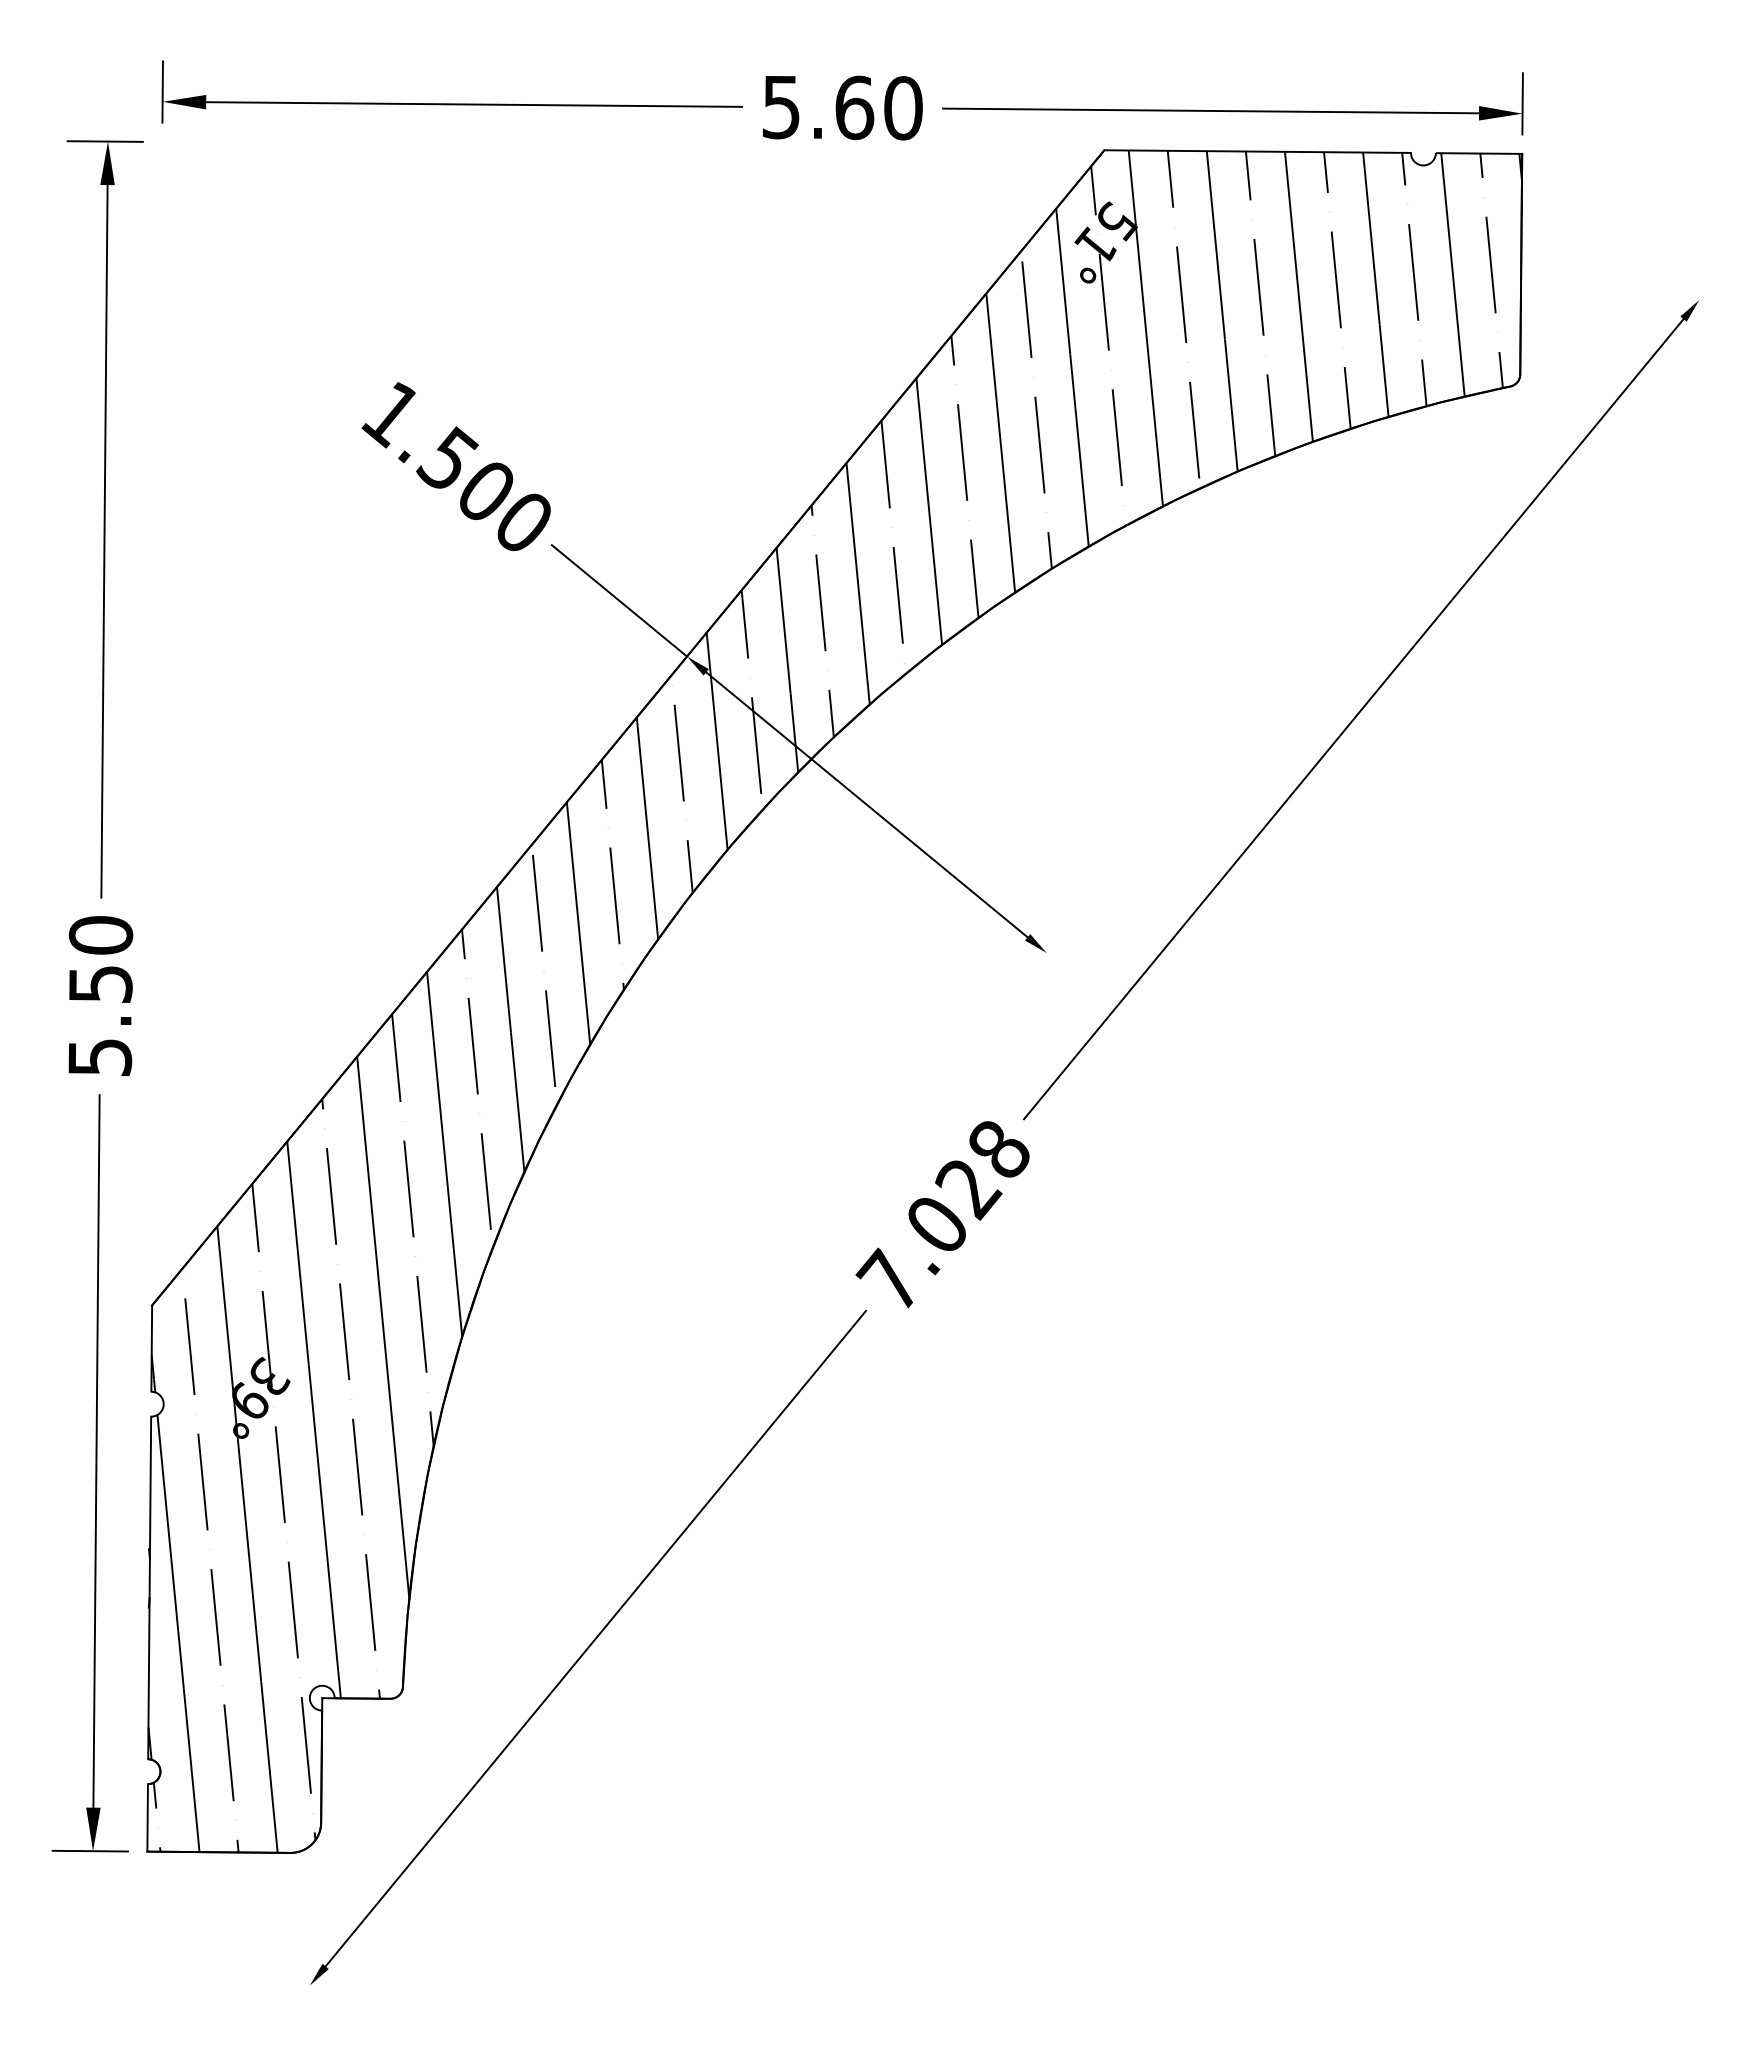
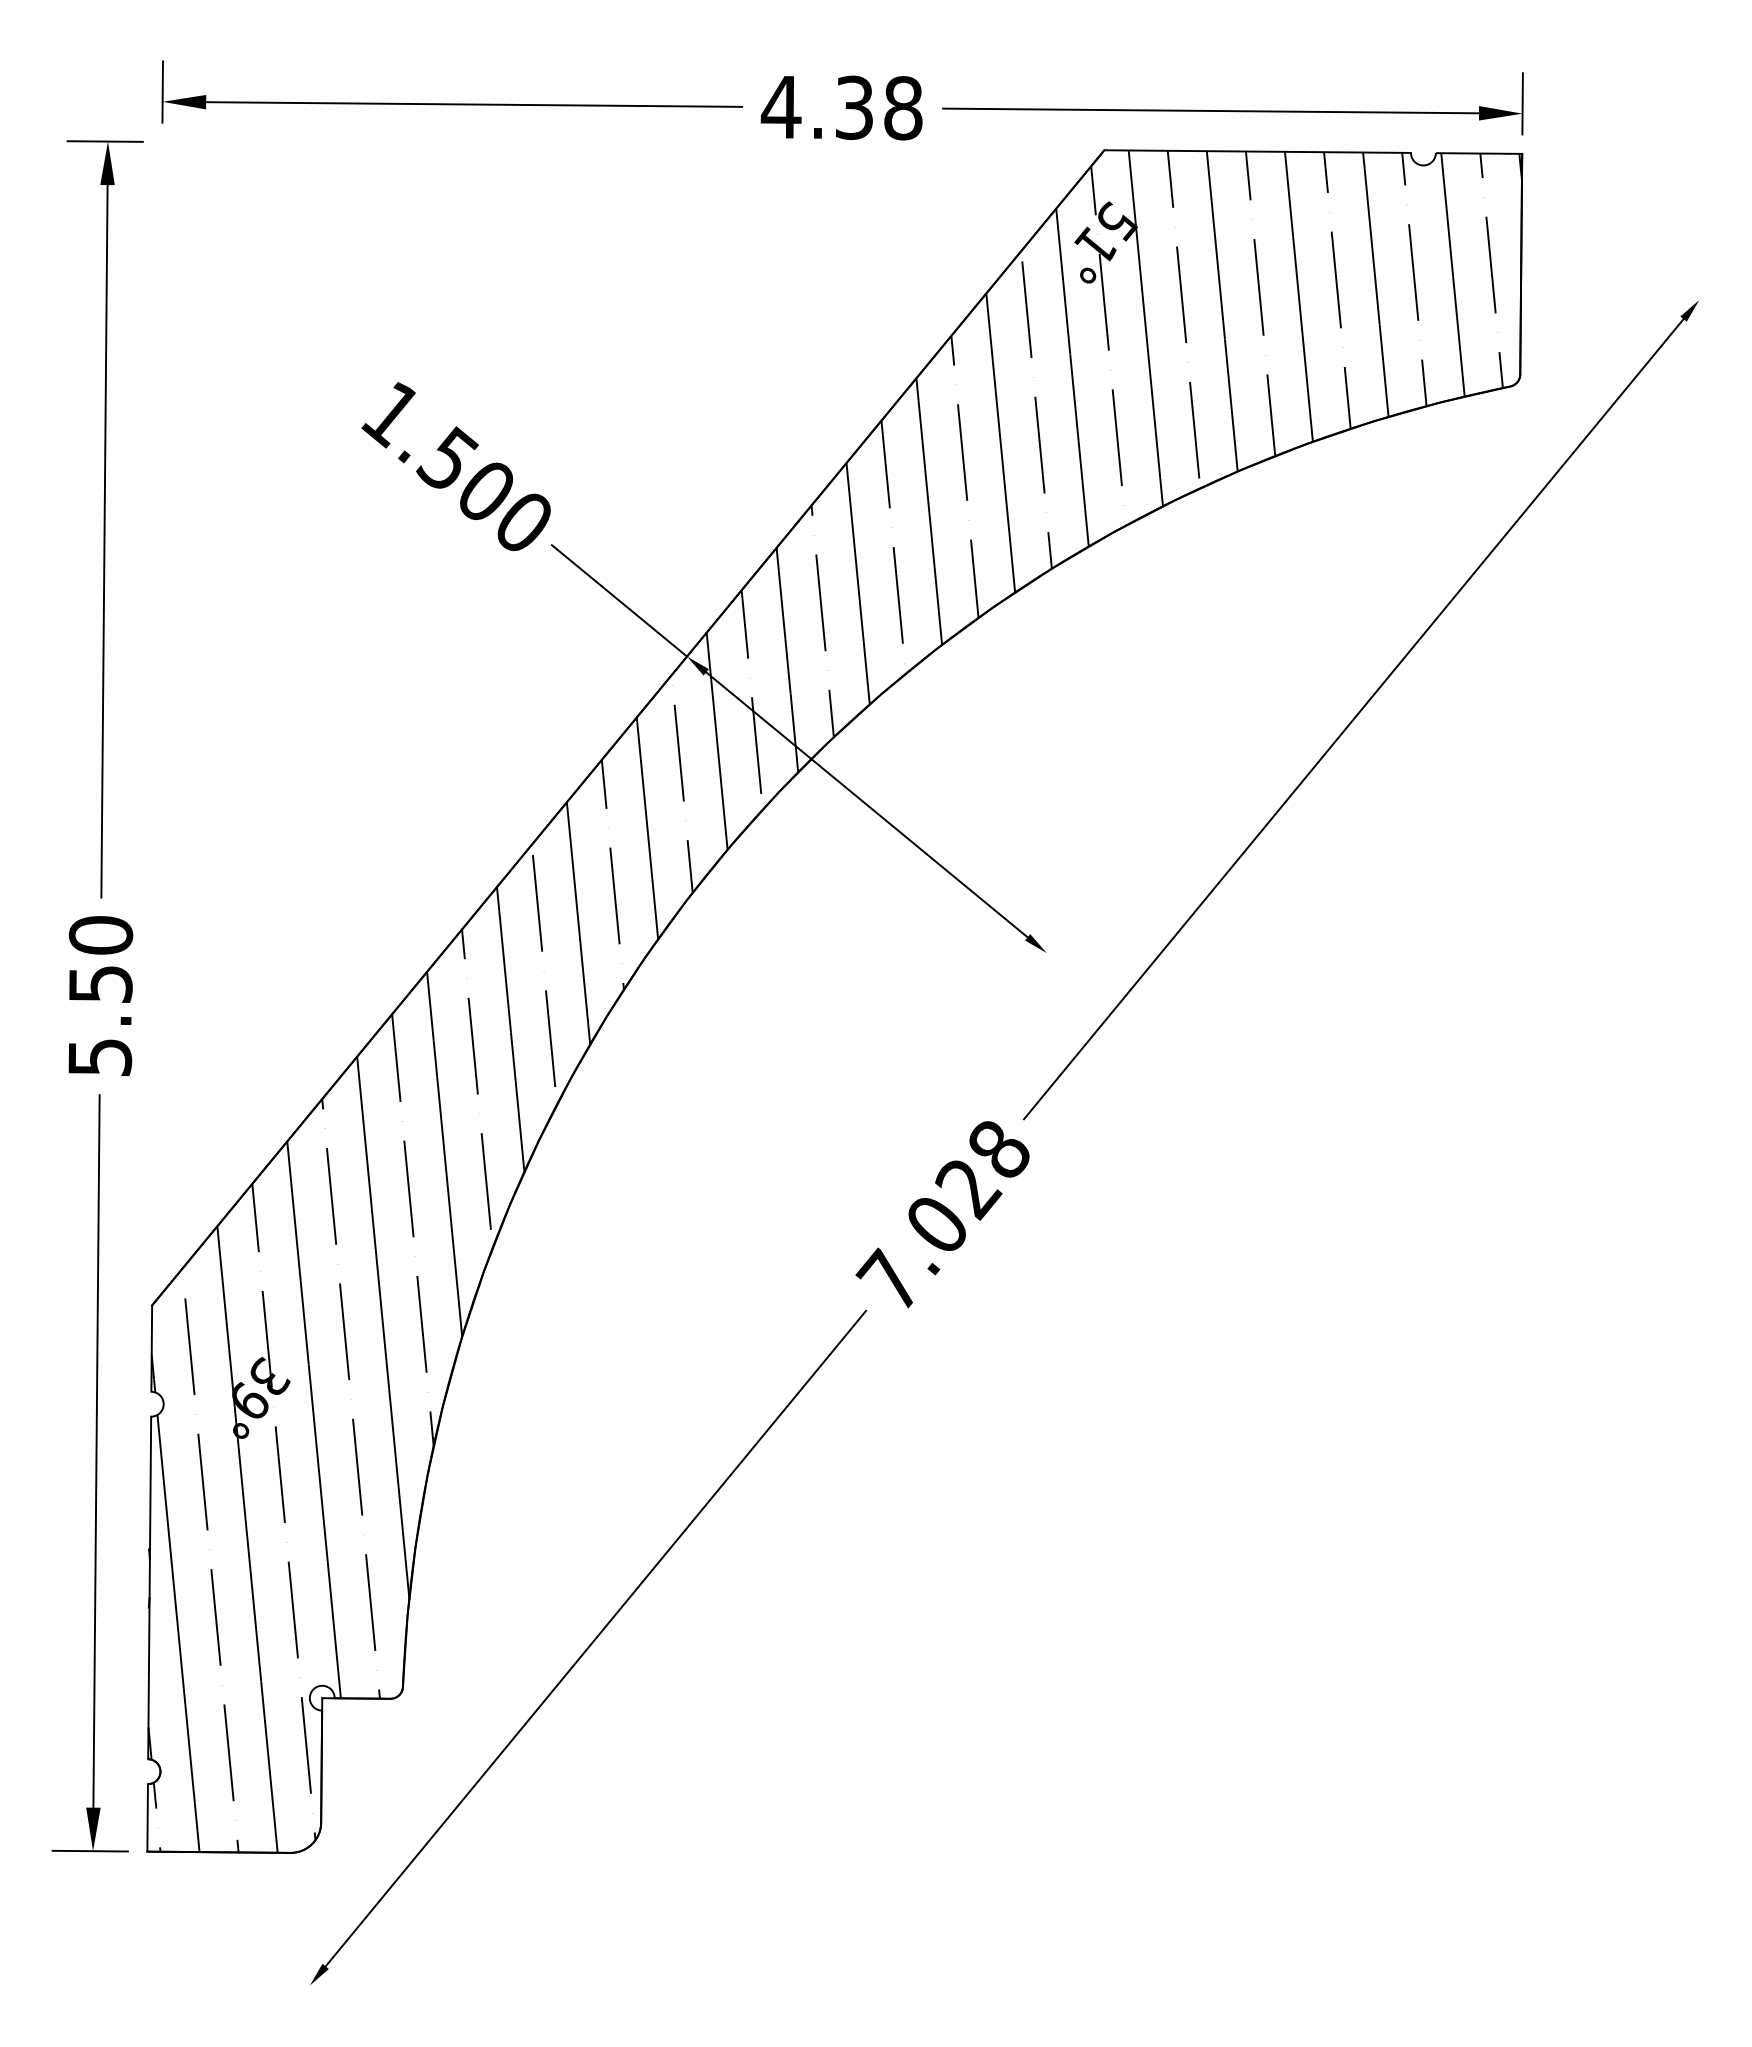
text: 5.60 -> 4.38 (841, 107)
